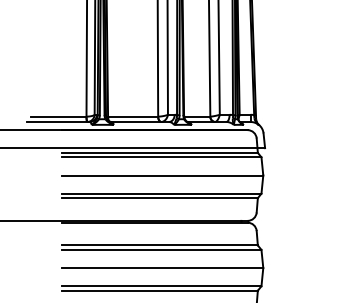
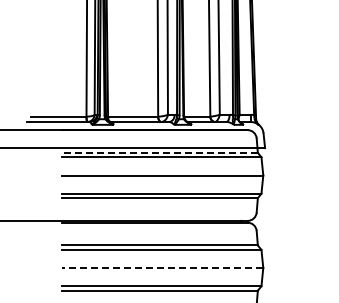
line: solid -> dashed (159, 152)
line: solid -> dashed (162, 268)
